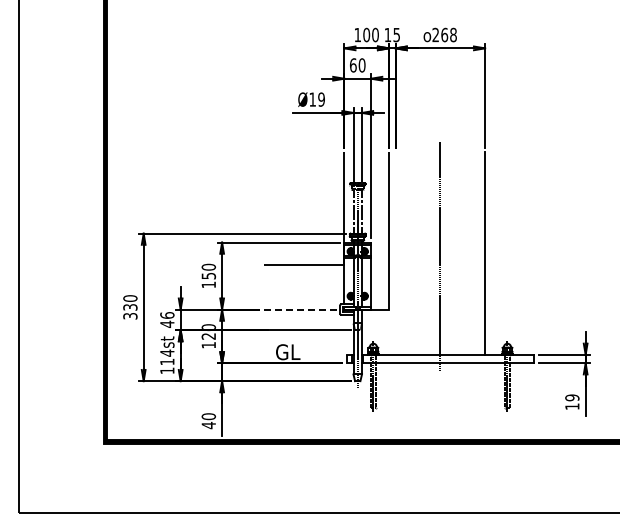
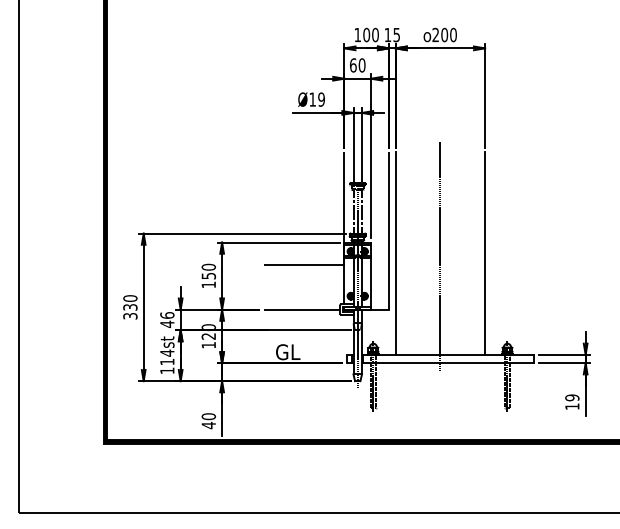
text: 268 -> 200 (448, 34)
line: none -> present (395, 252)
line: dashed -> solid (302, 309)
